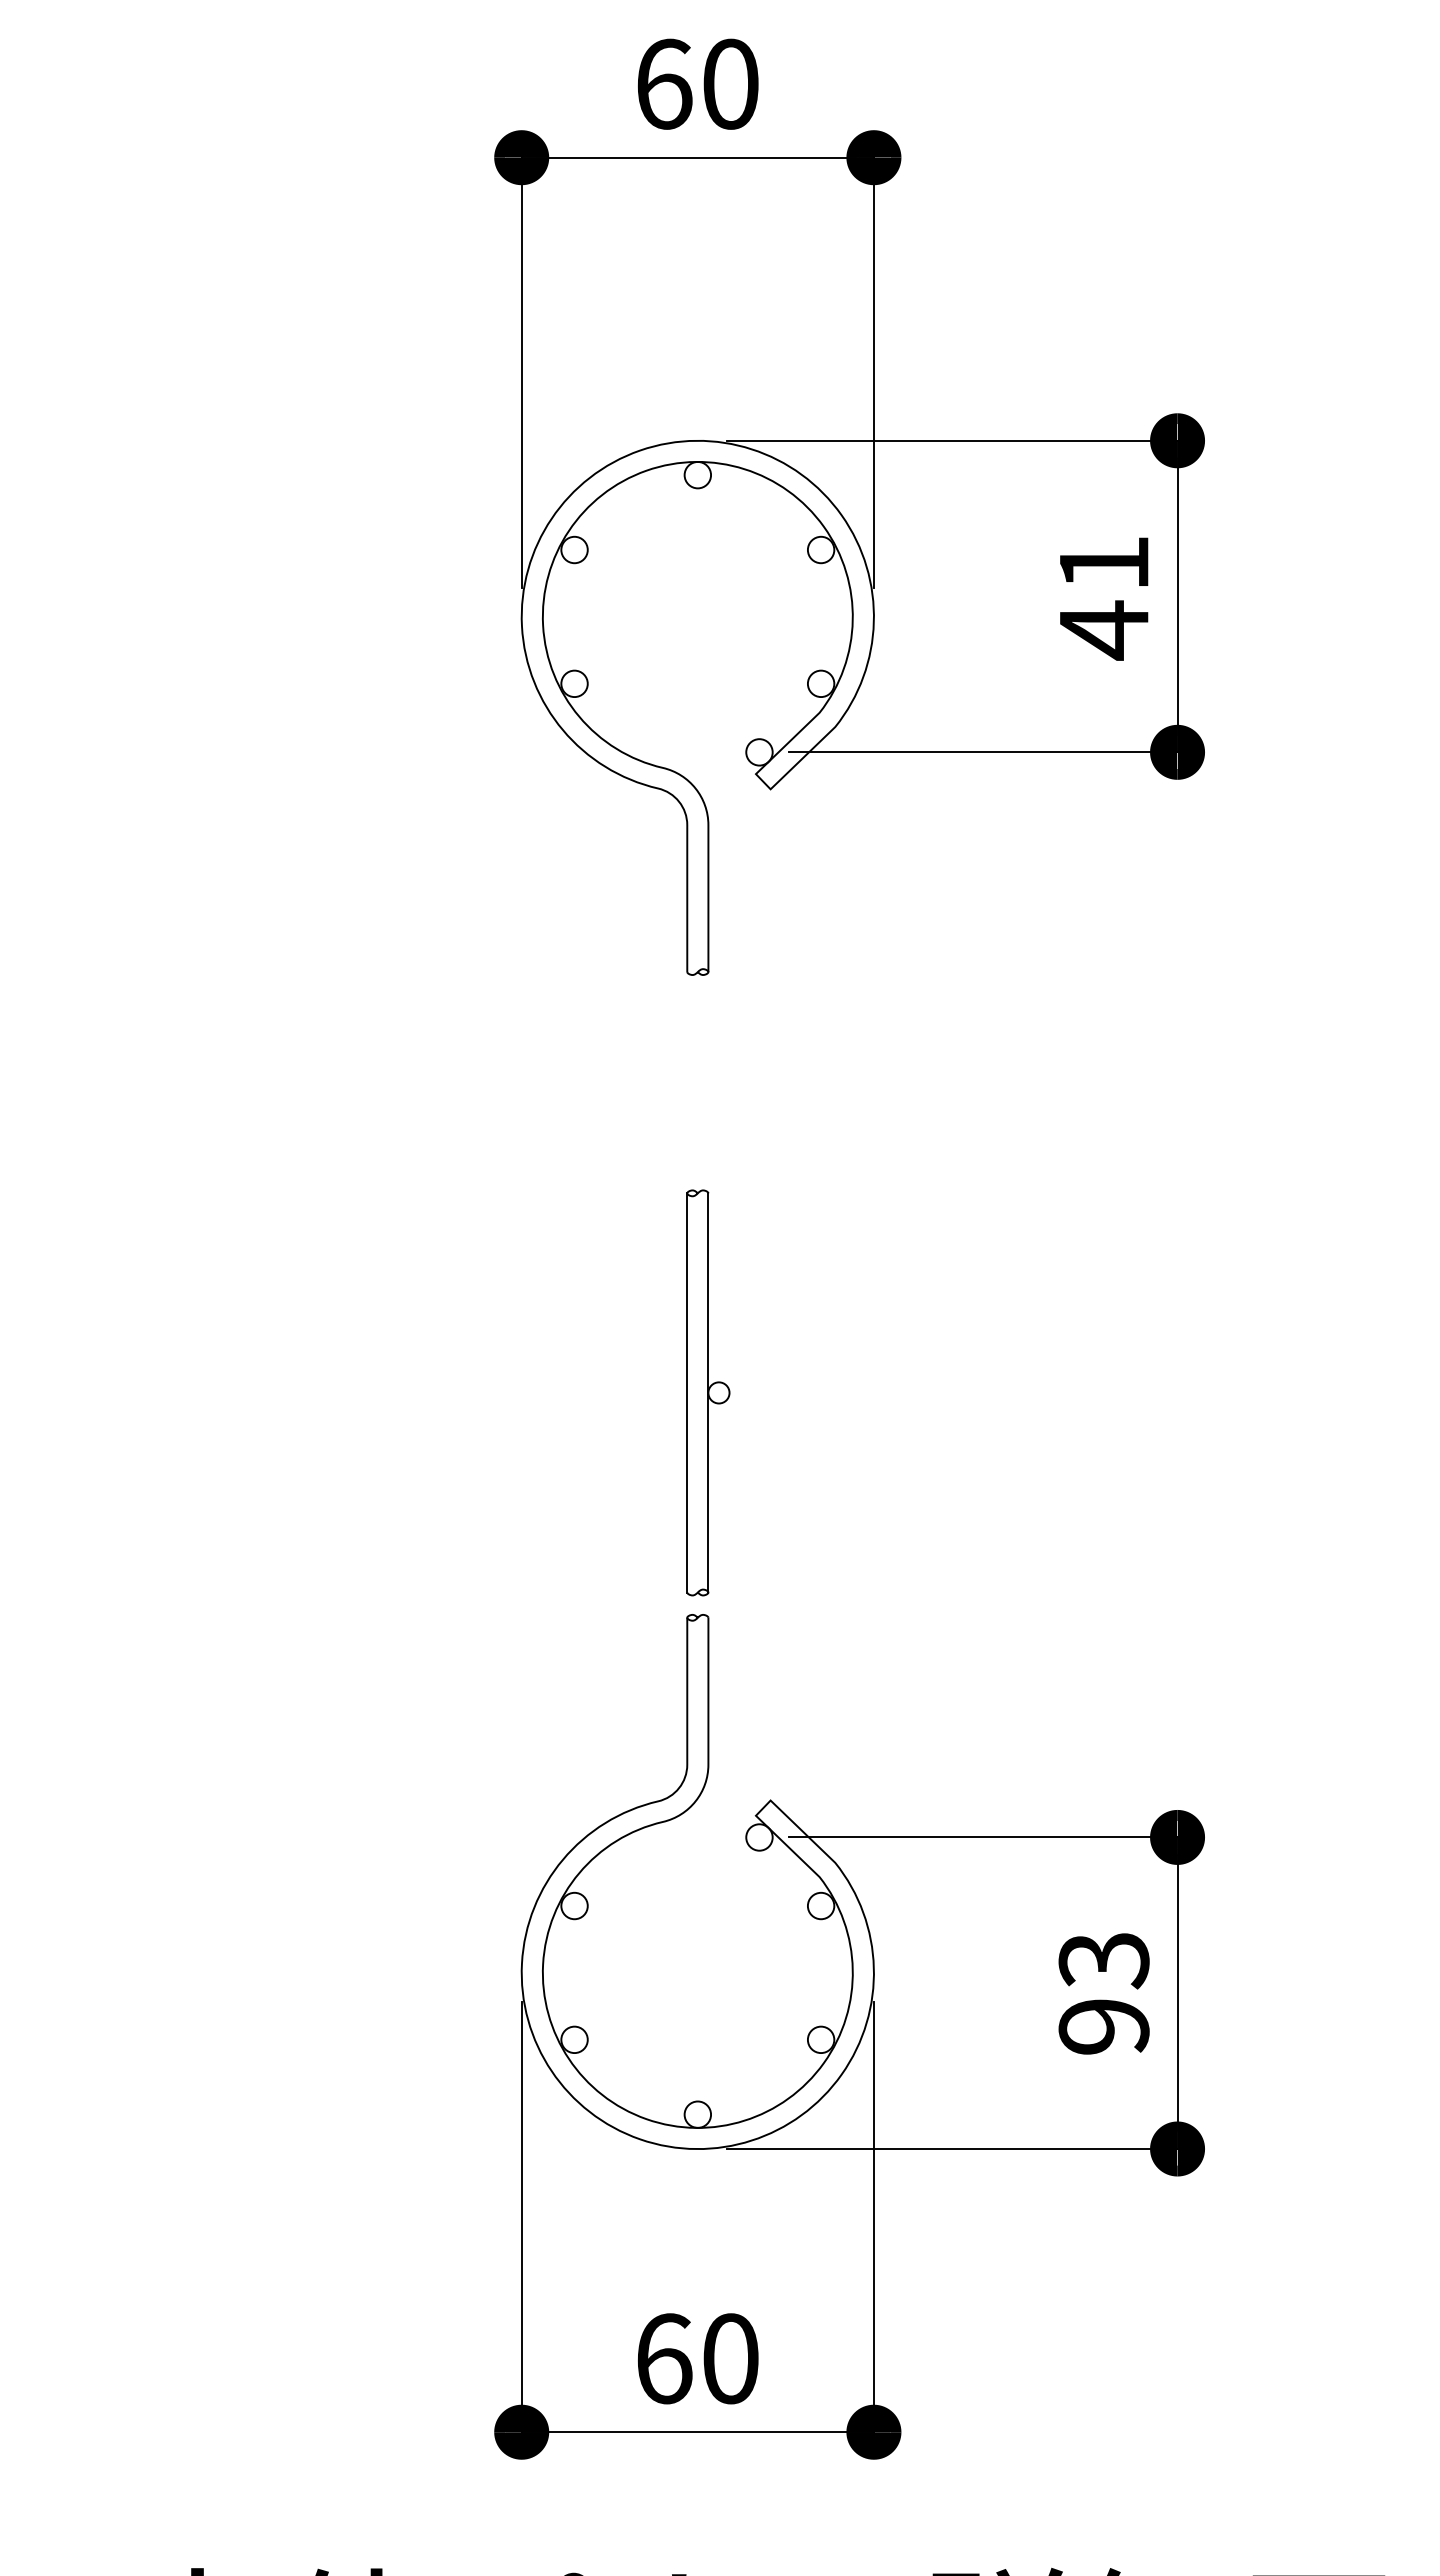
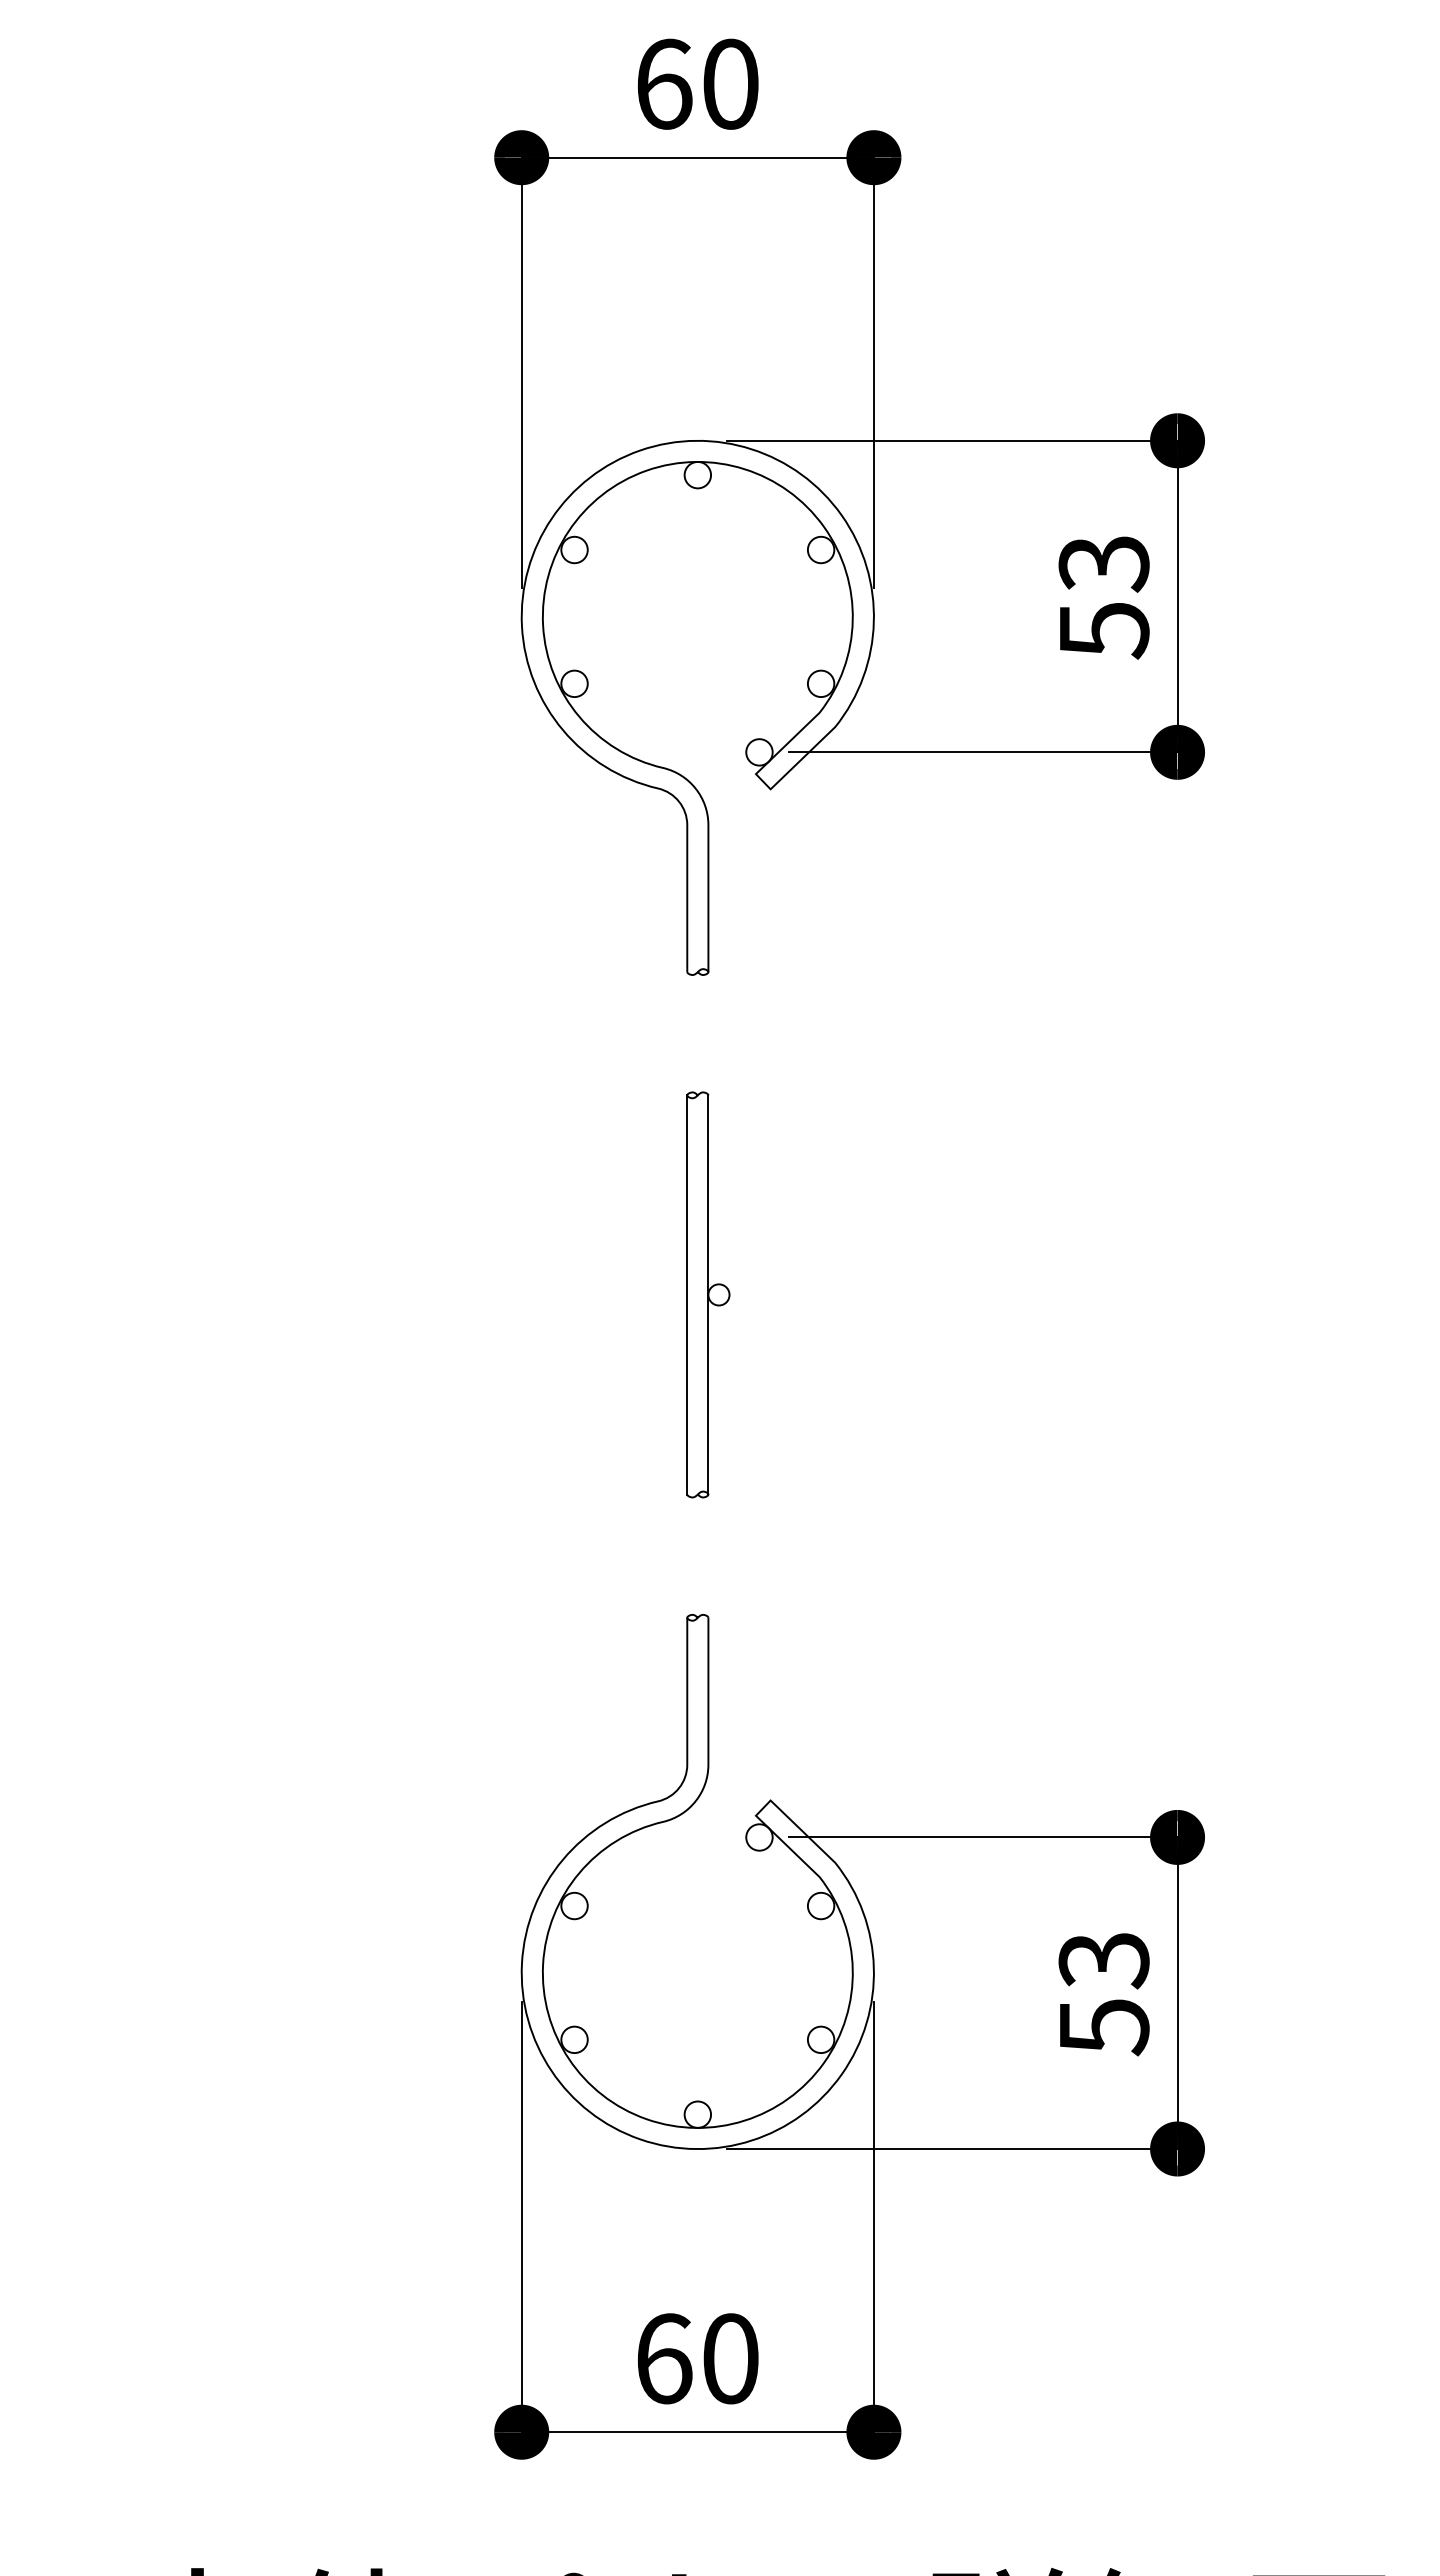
text: 41 -> 53 (1103, 598)
part position: (708, 1392) -> (708, 1294) (708, 1294)
text: 93 -> 53 (1103, 2027)
